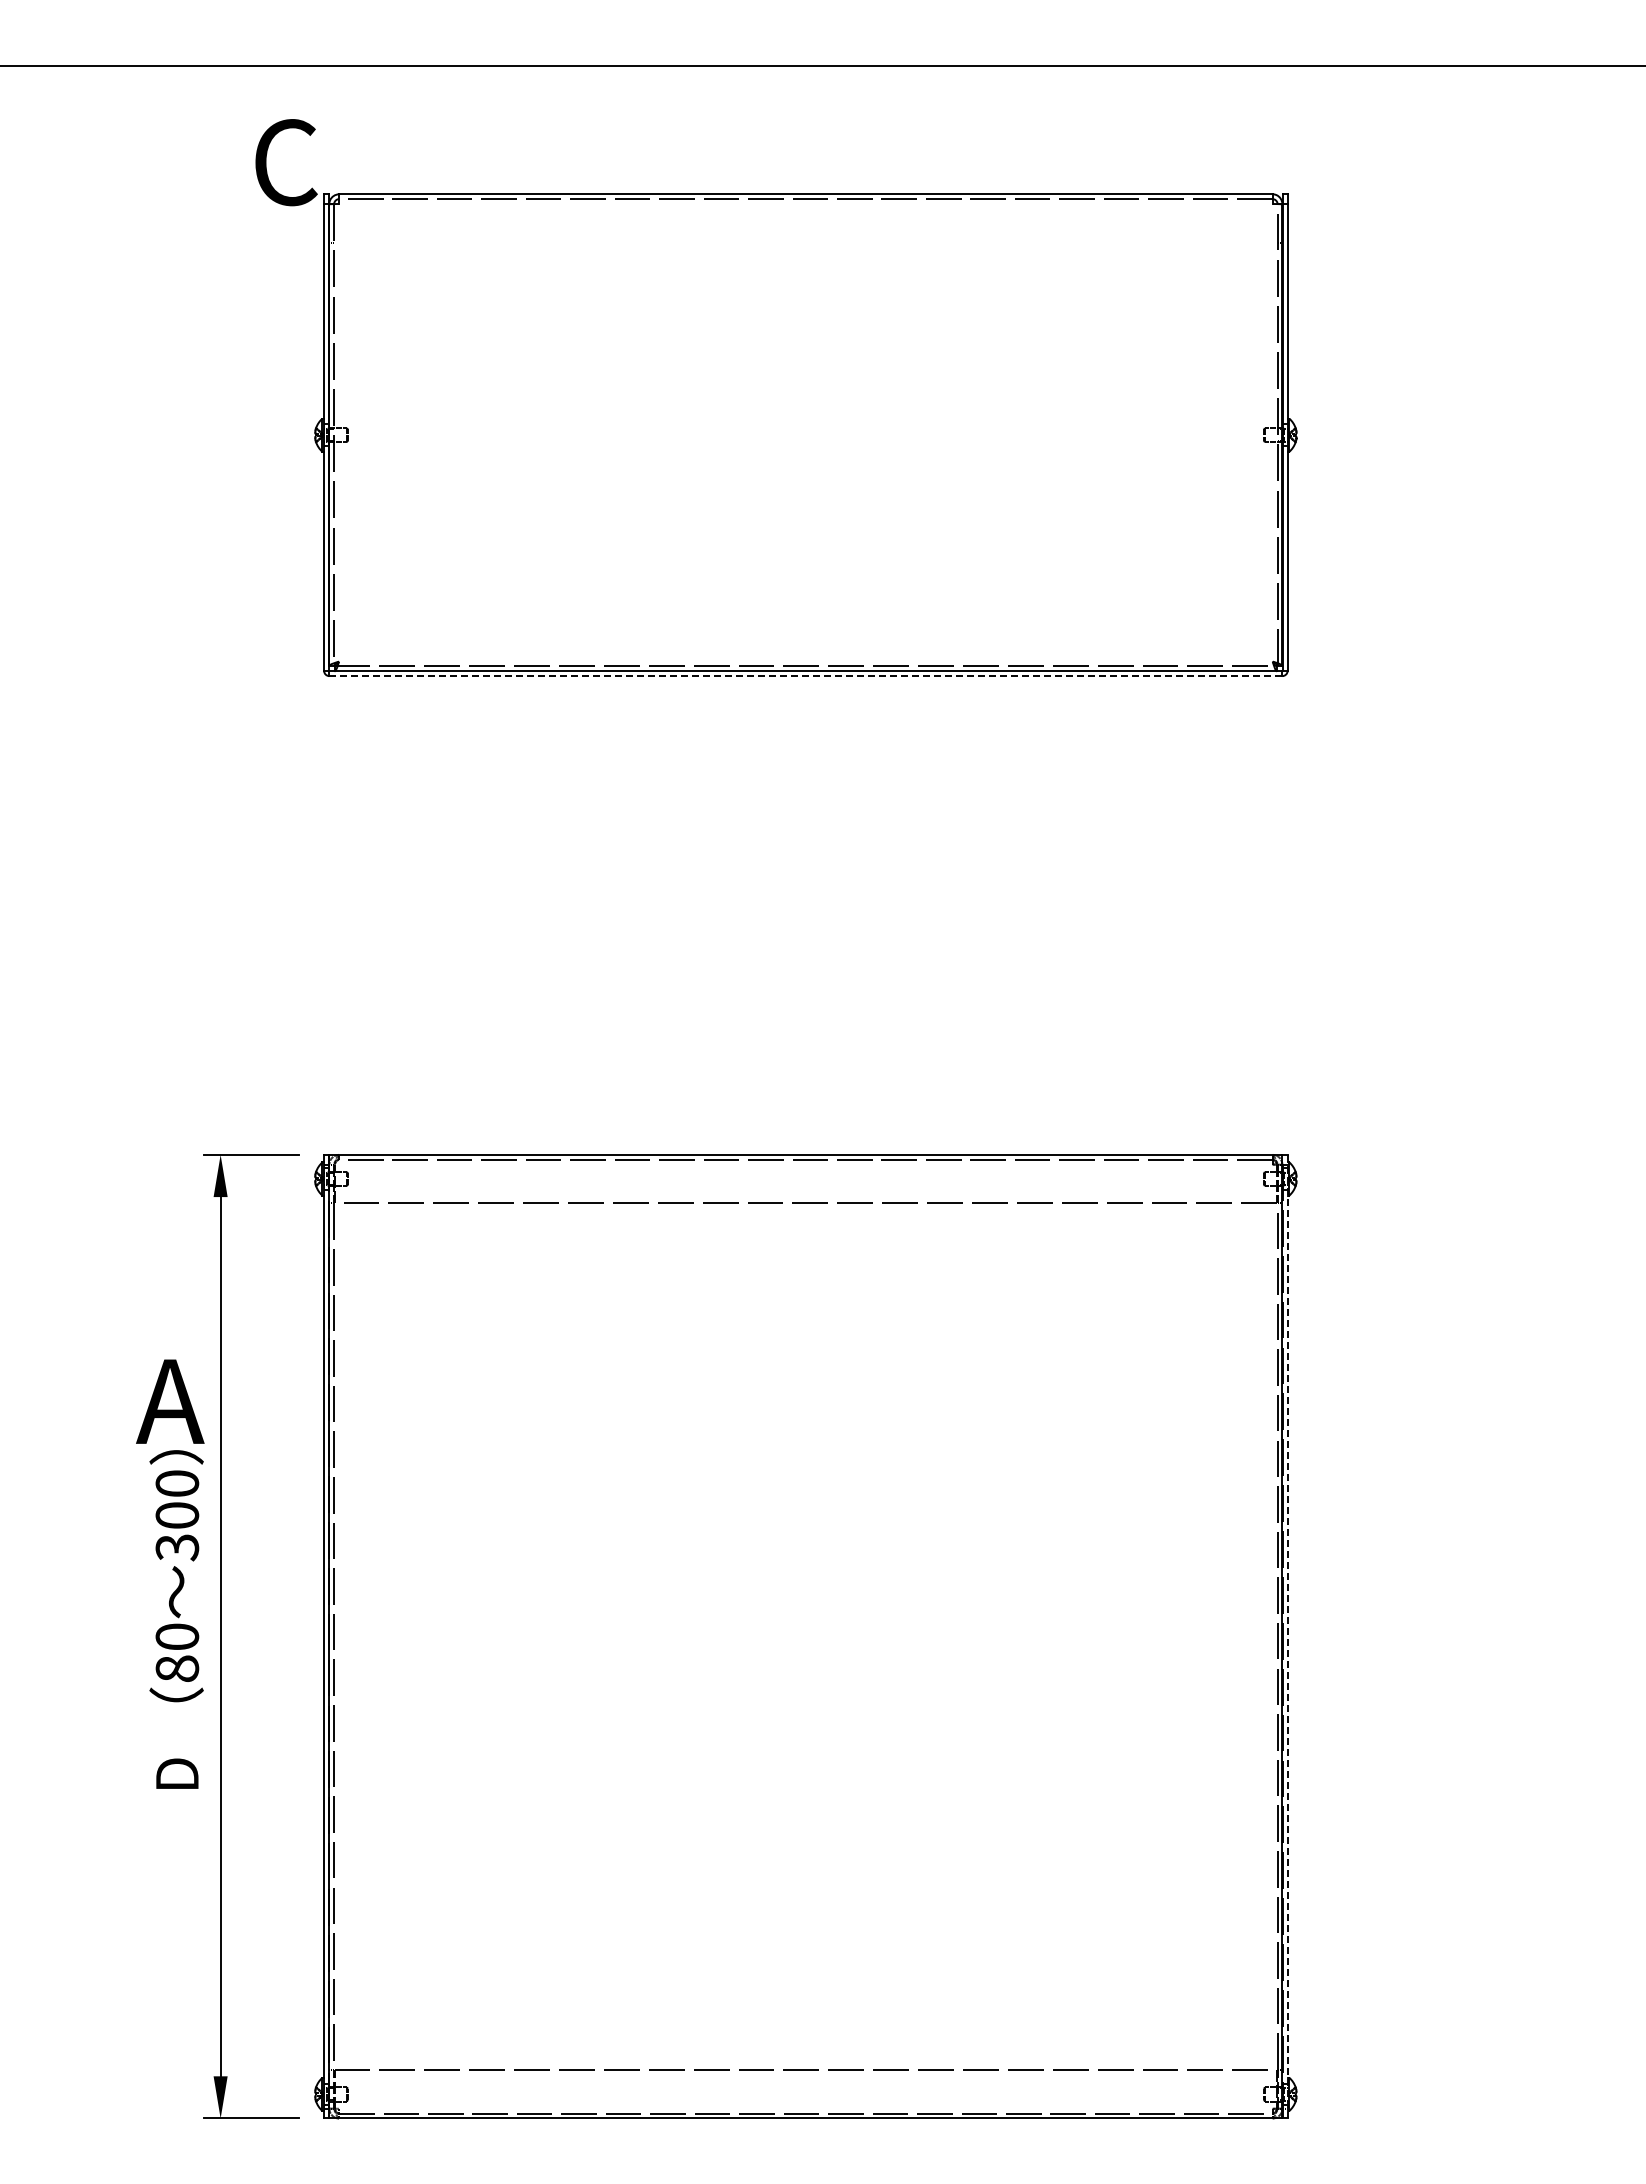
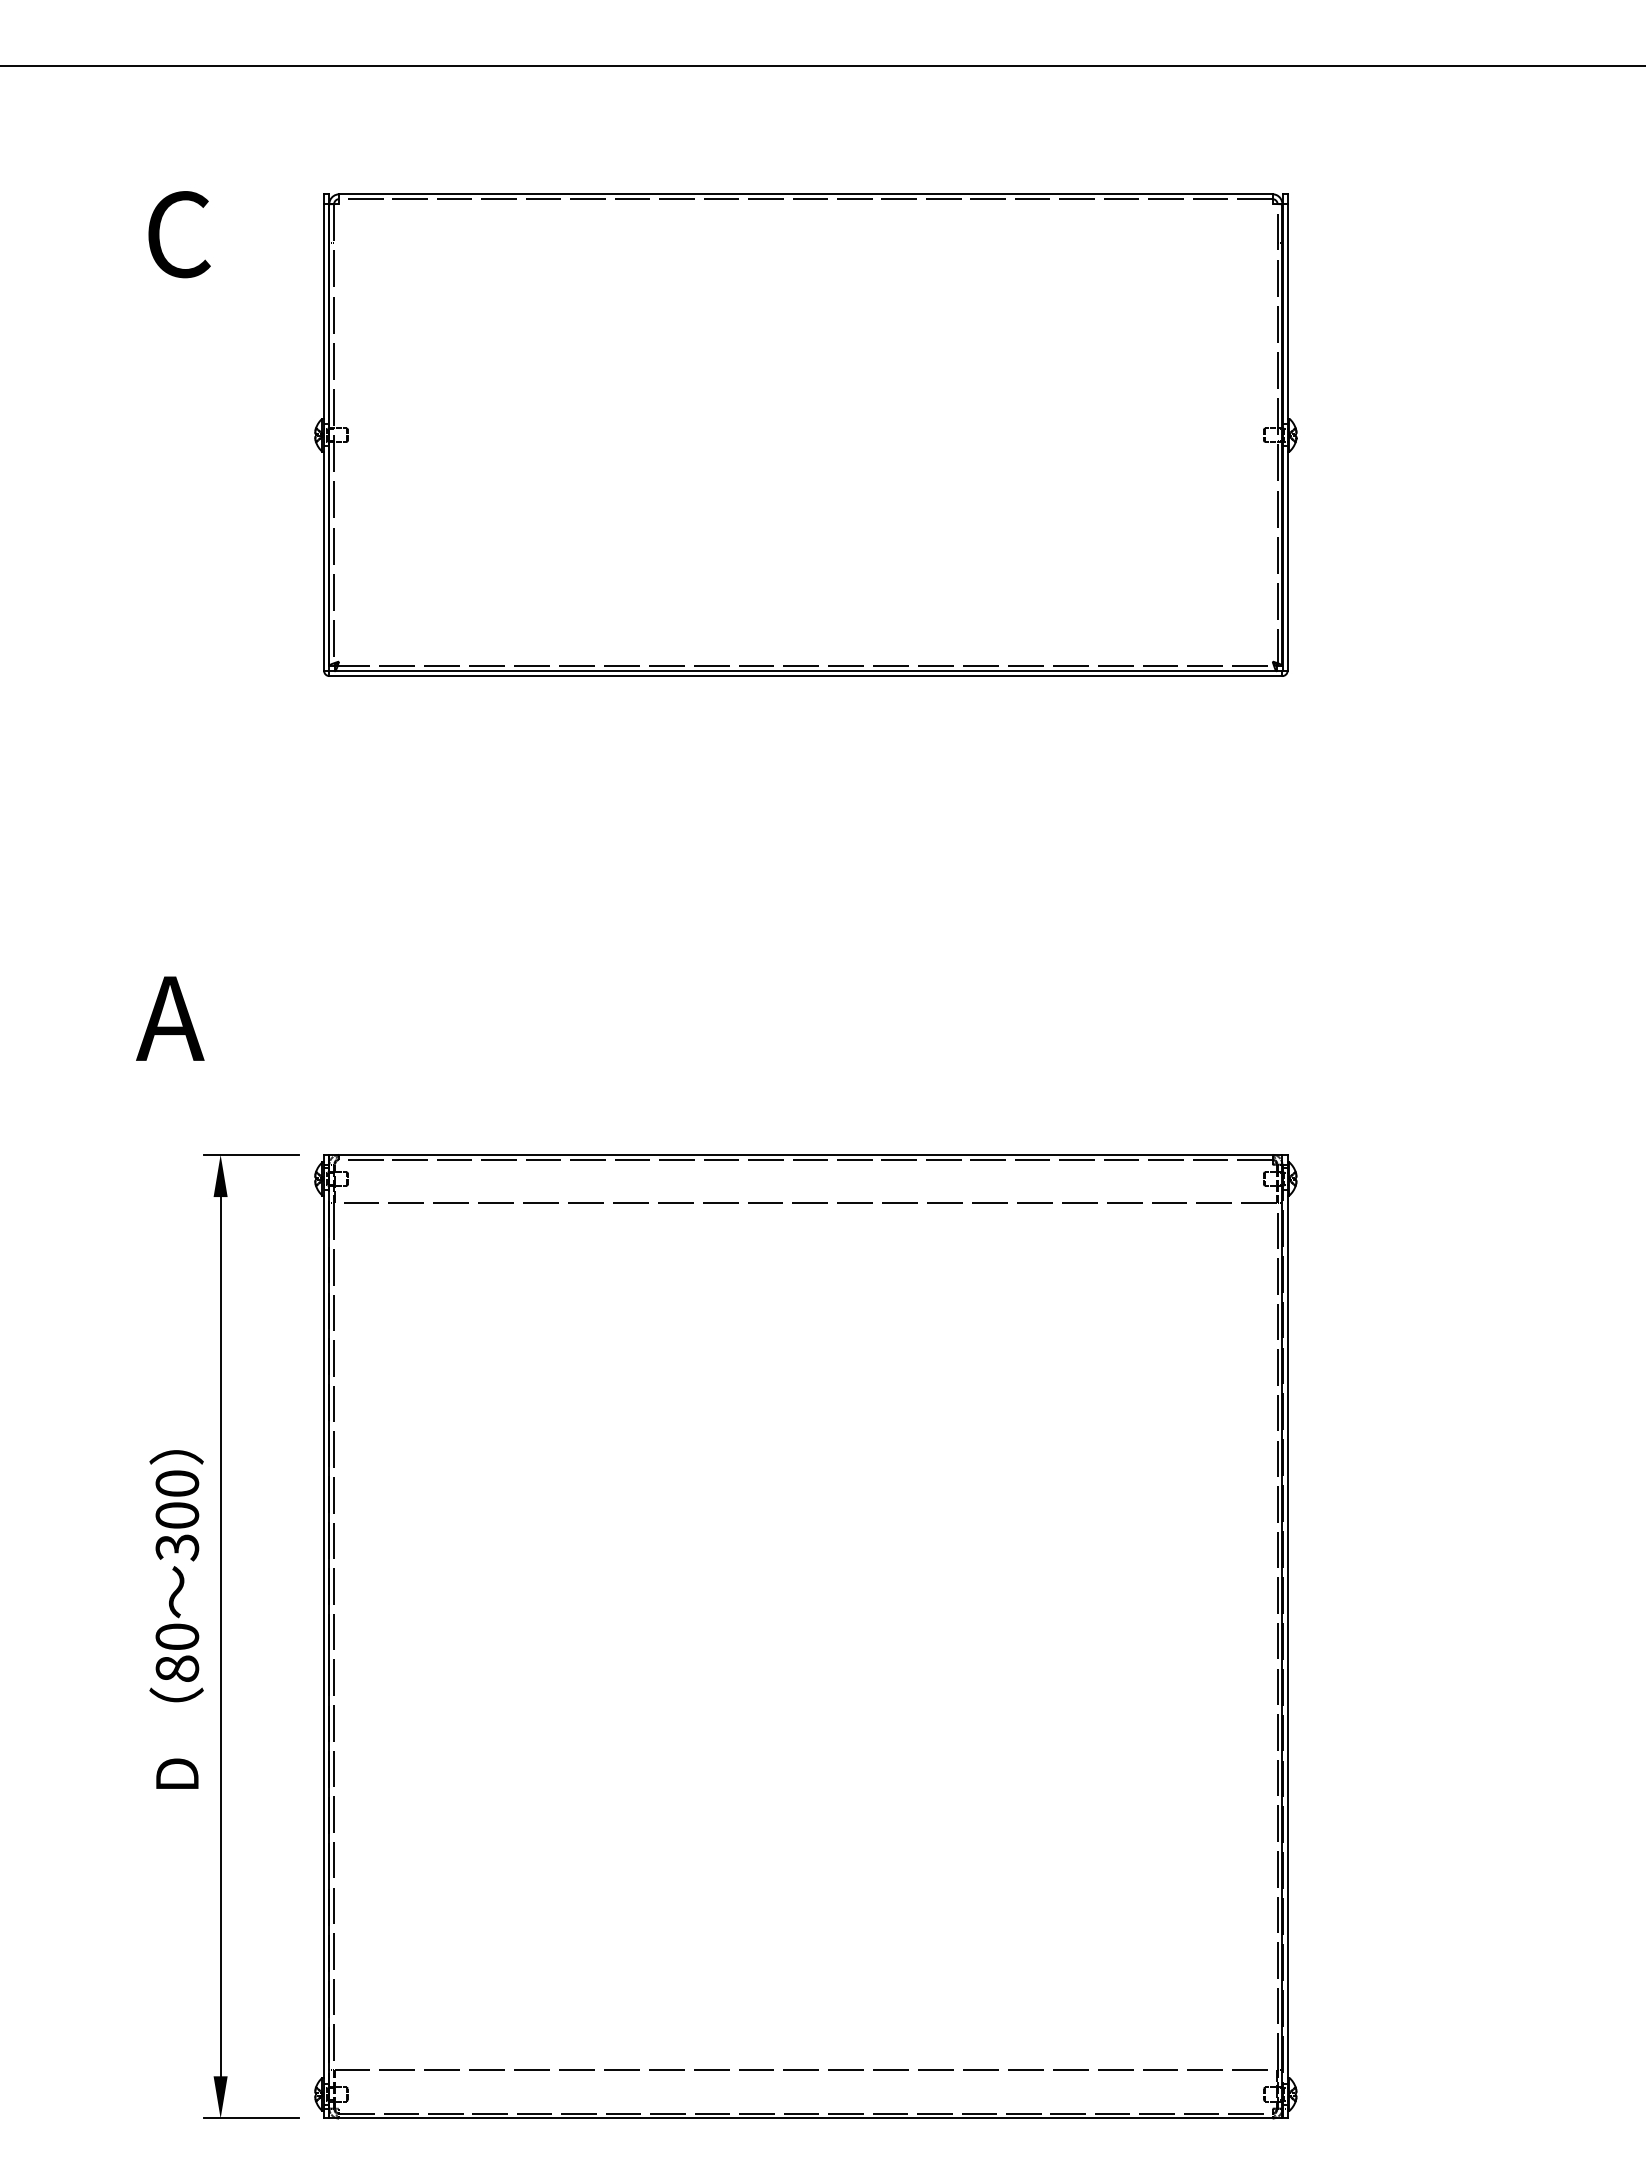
text position: (286, 162) -> (179, 234) (179, 234)
line: dashed -> solid (805, 676)
text position: (170, 1401) -> (170, 1018) (170, 1018)
line: dashed -> solid (1287, 1636)
